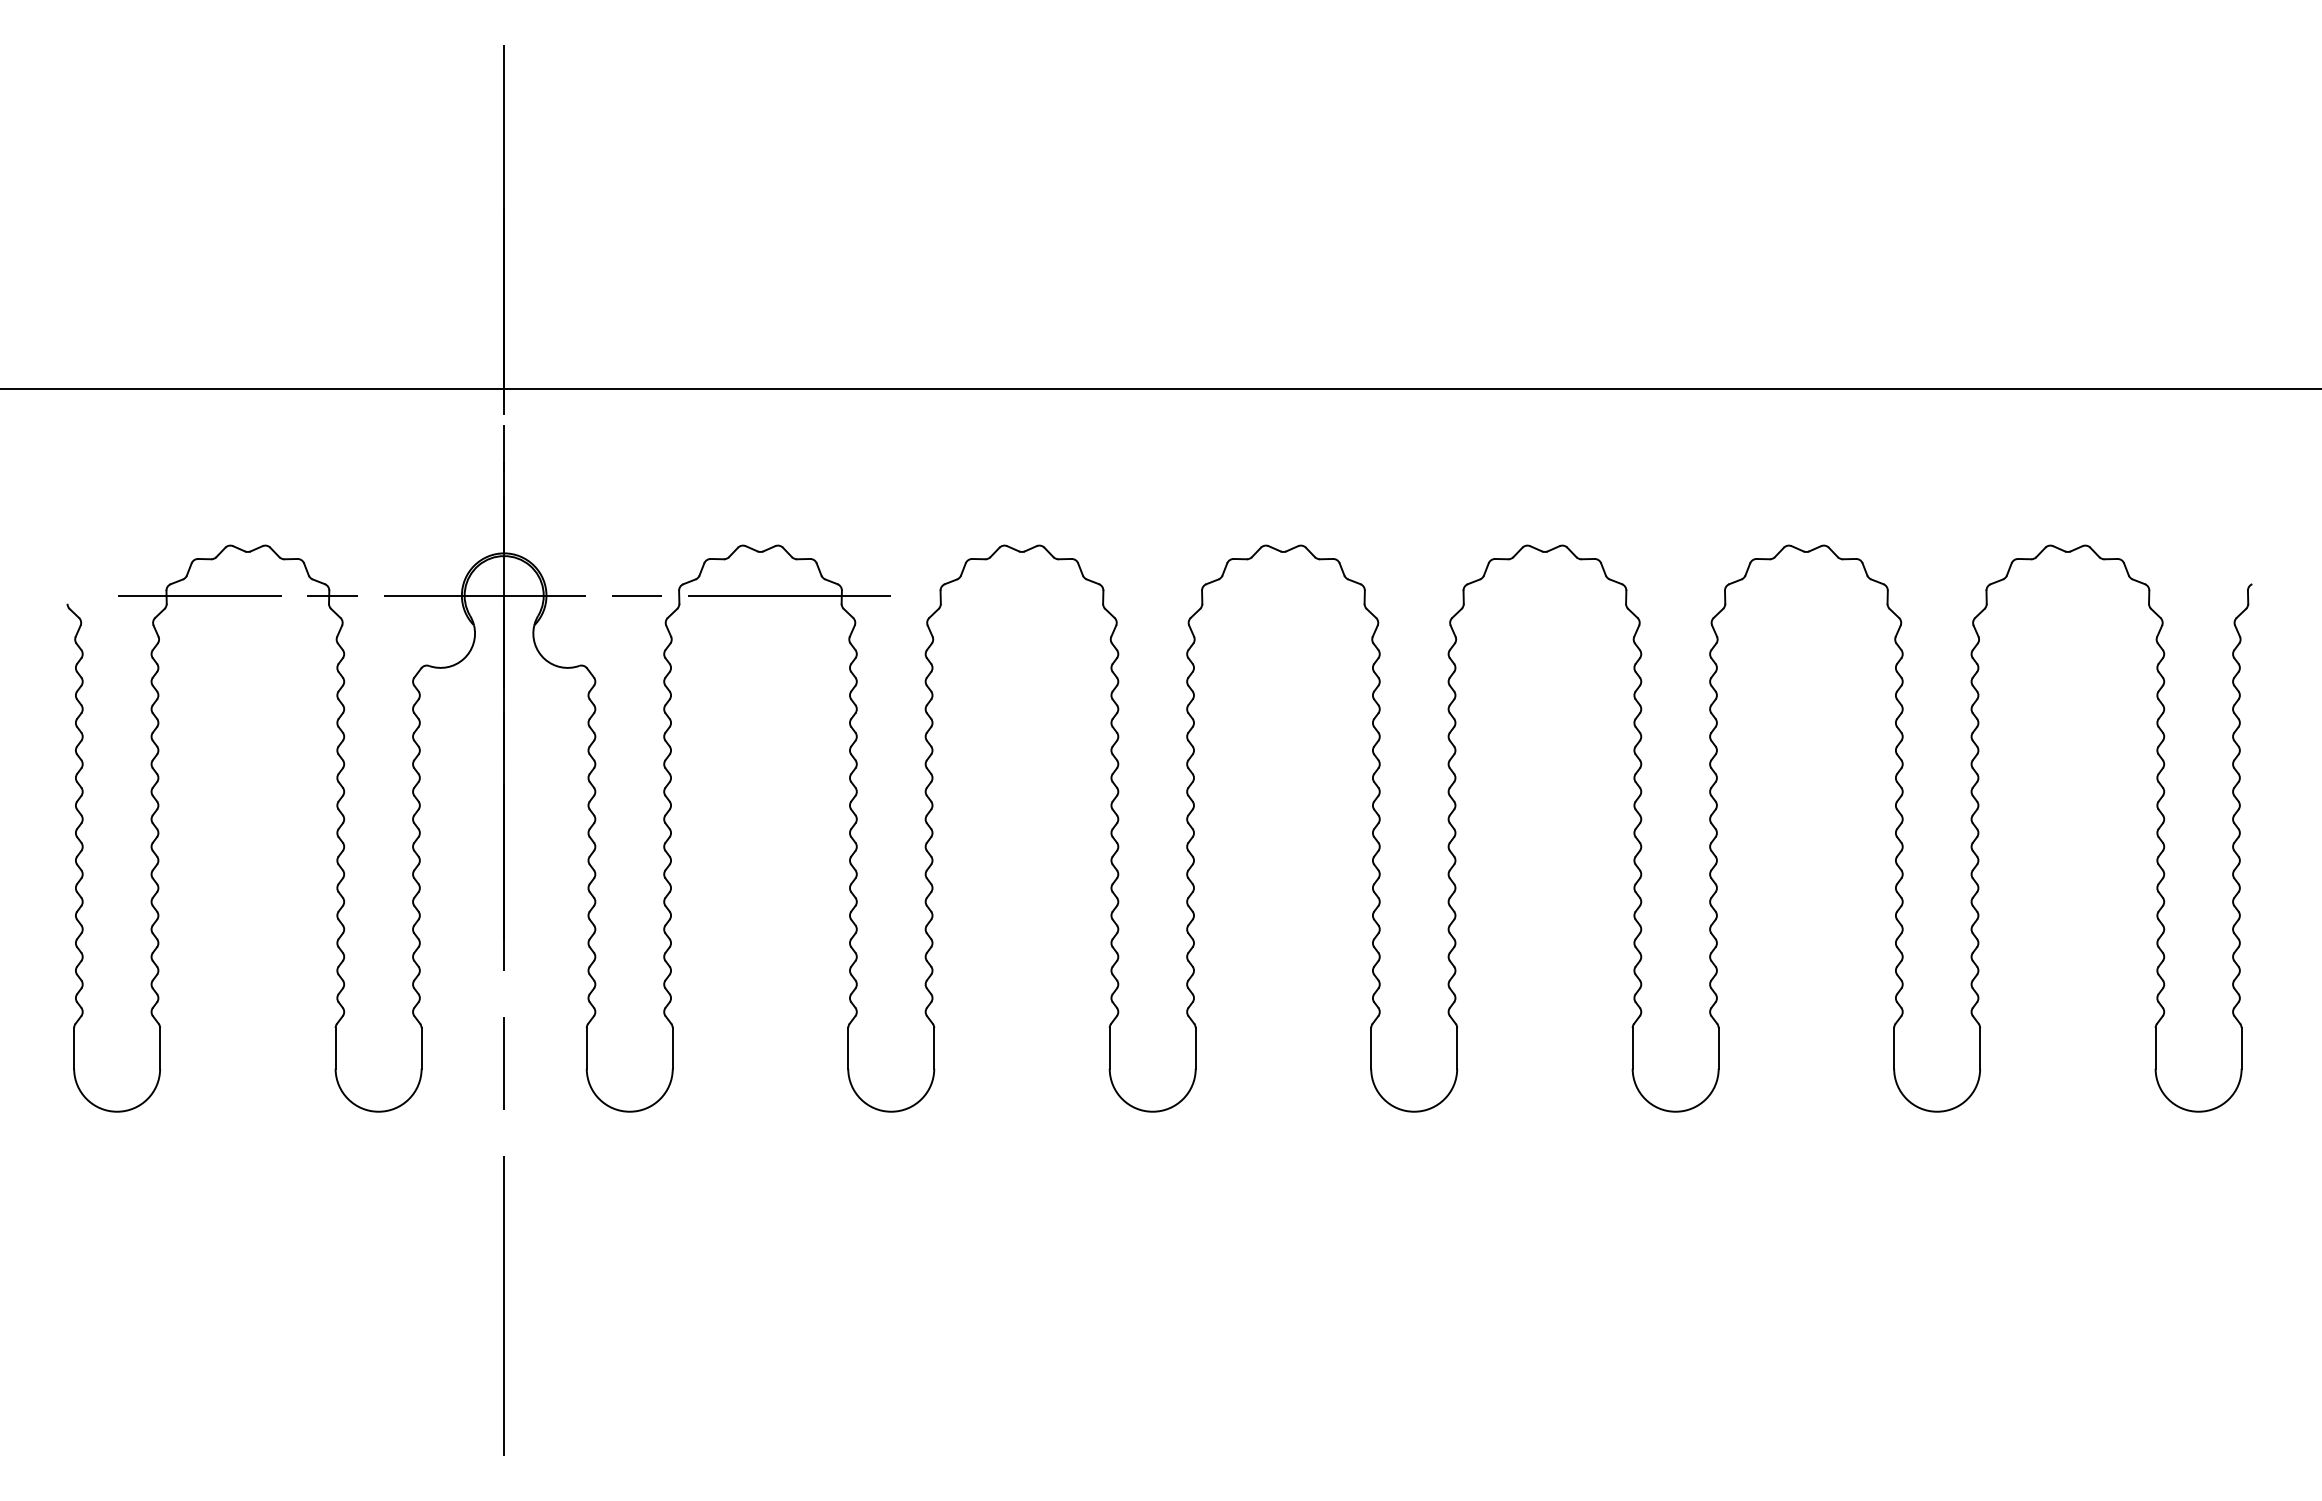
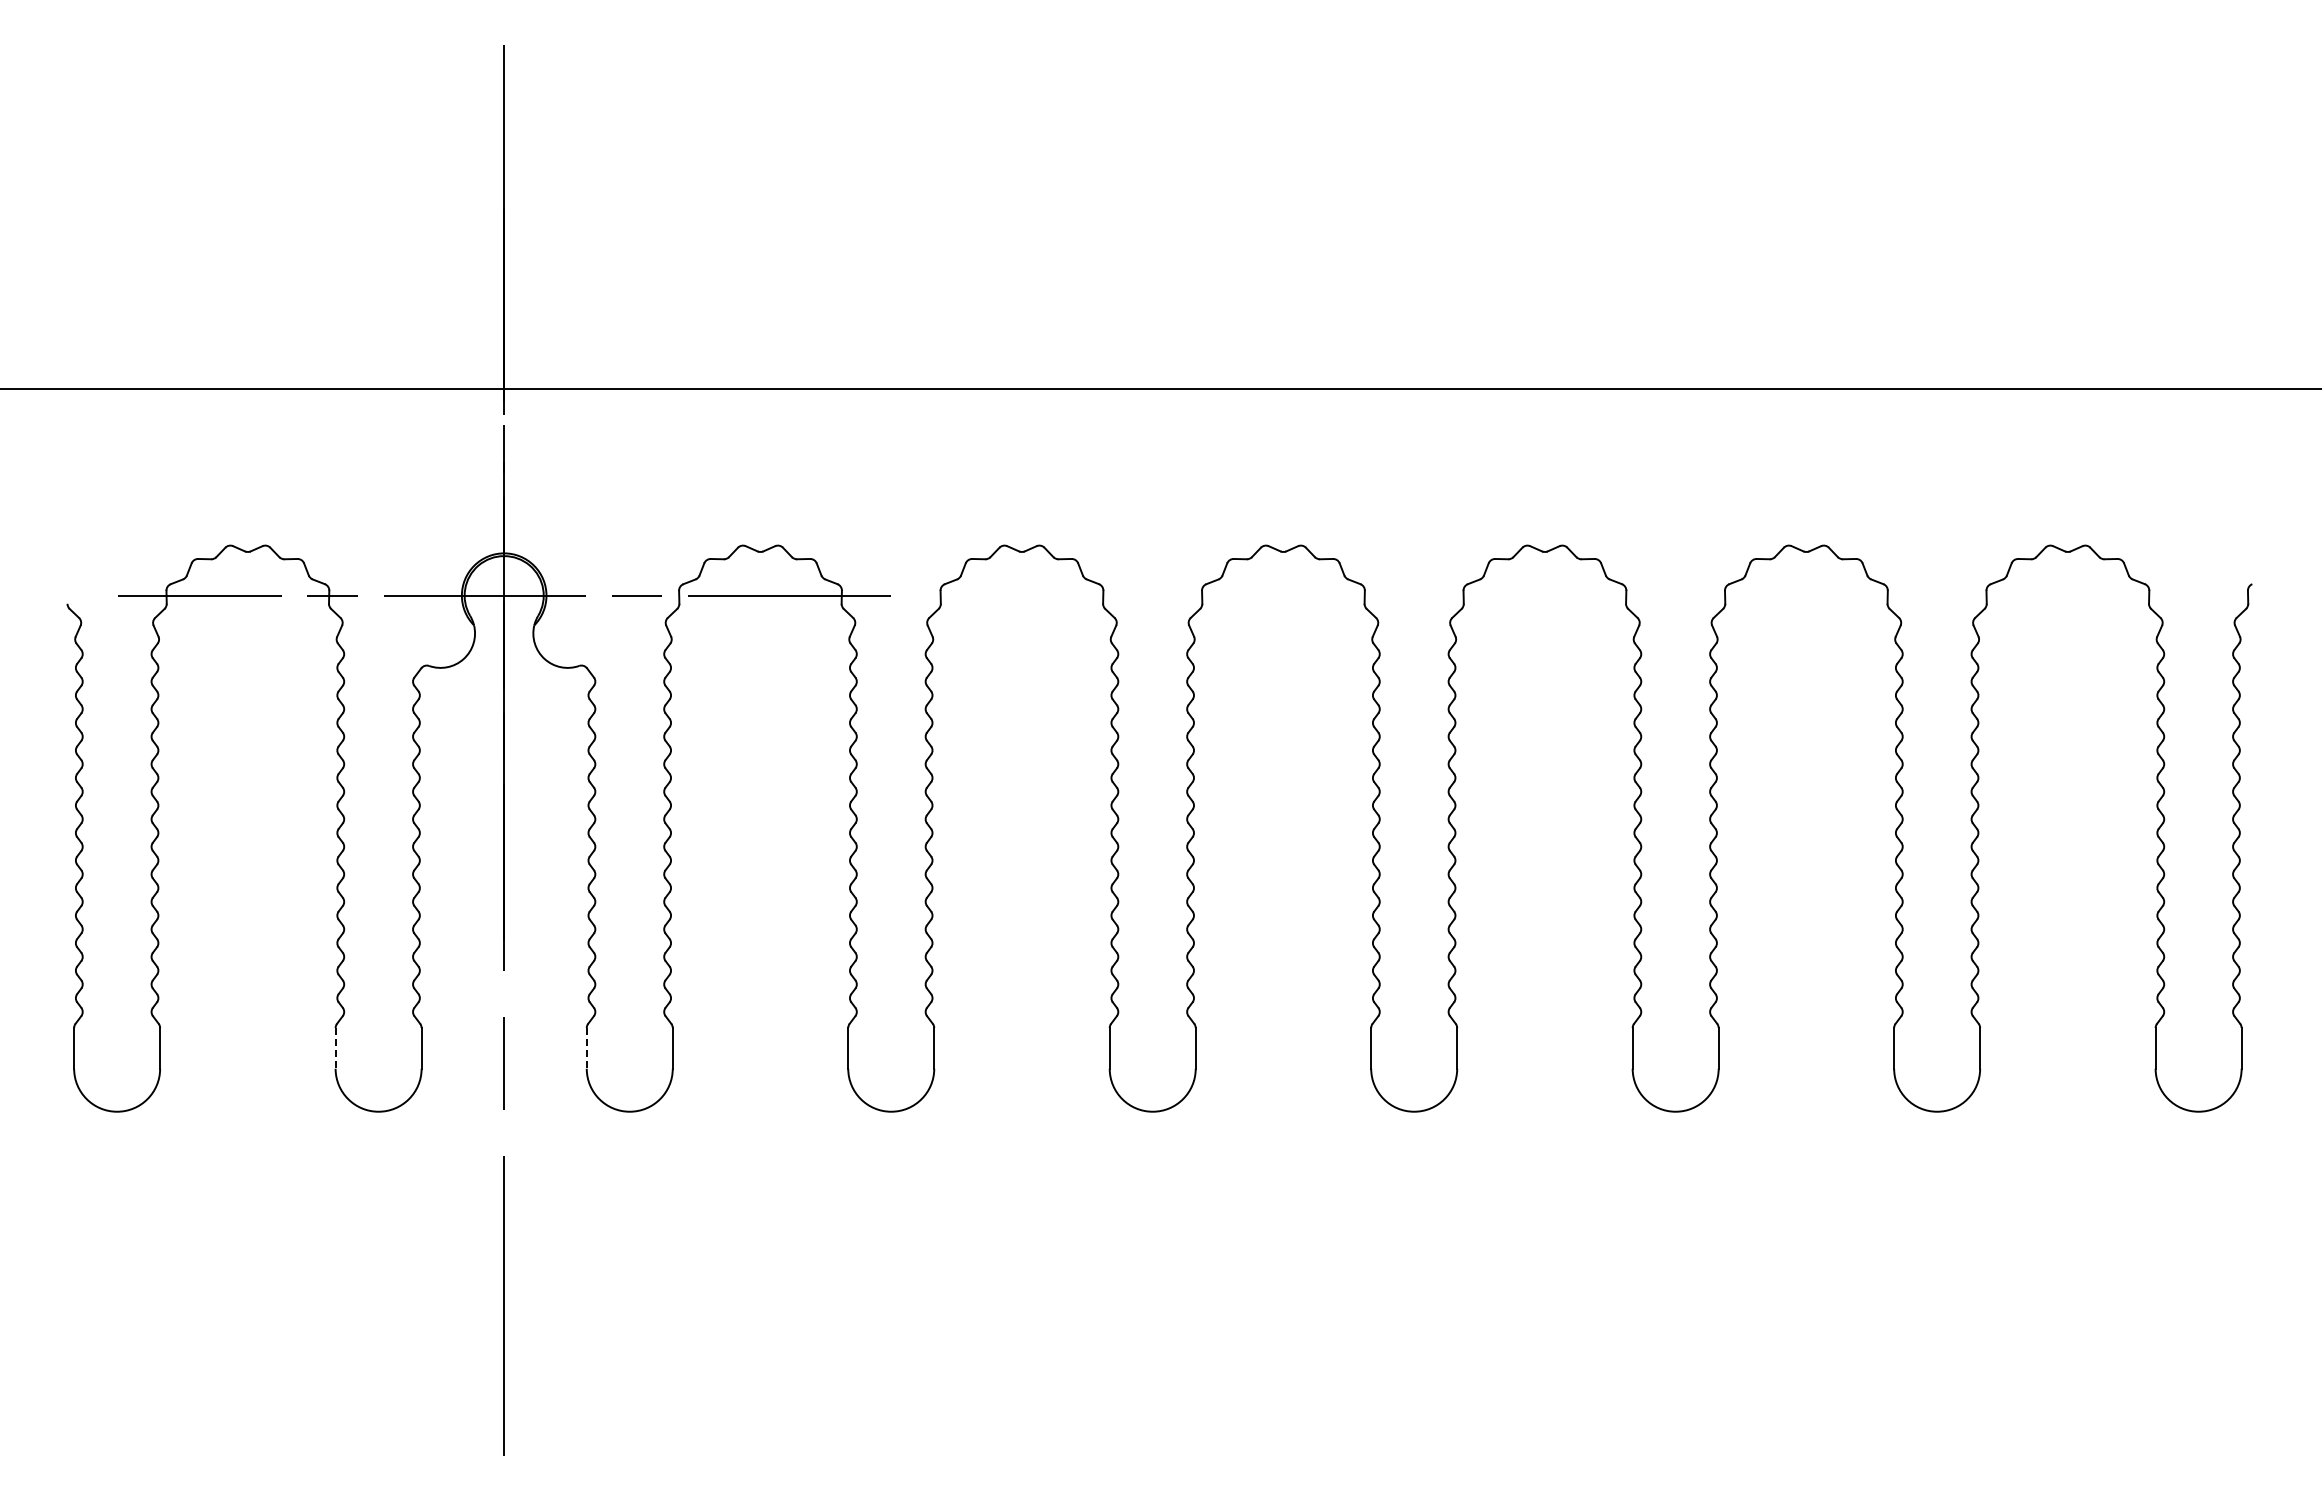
line: solid -> dashed (335, 1048)
line: solid -> dashed (586, 1048)
